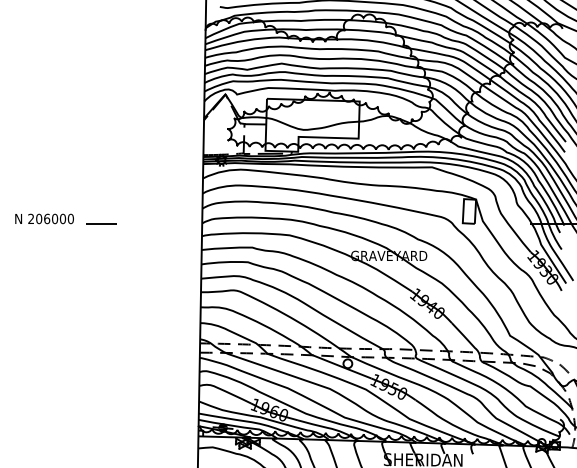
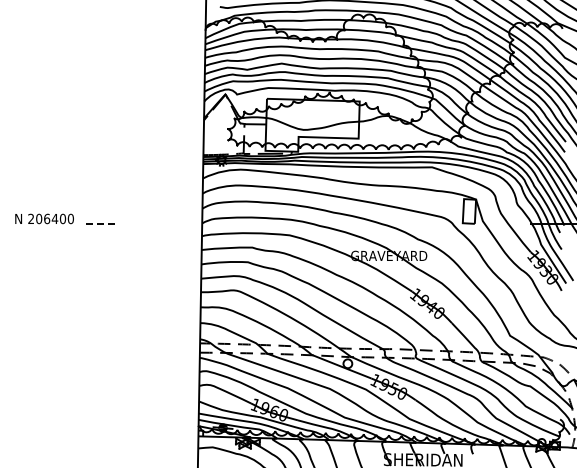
text: 206000 -> 206400 (54, 218)
line: solid -> dashed (101, 224)
